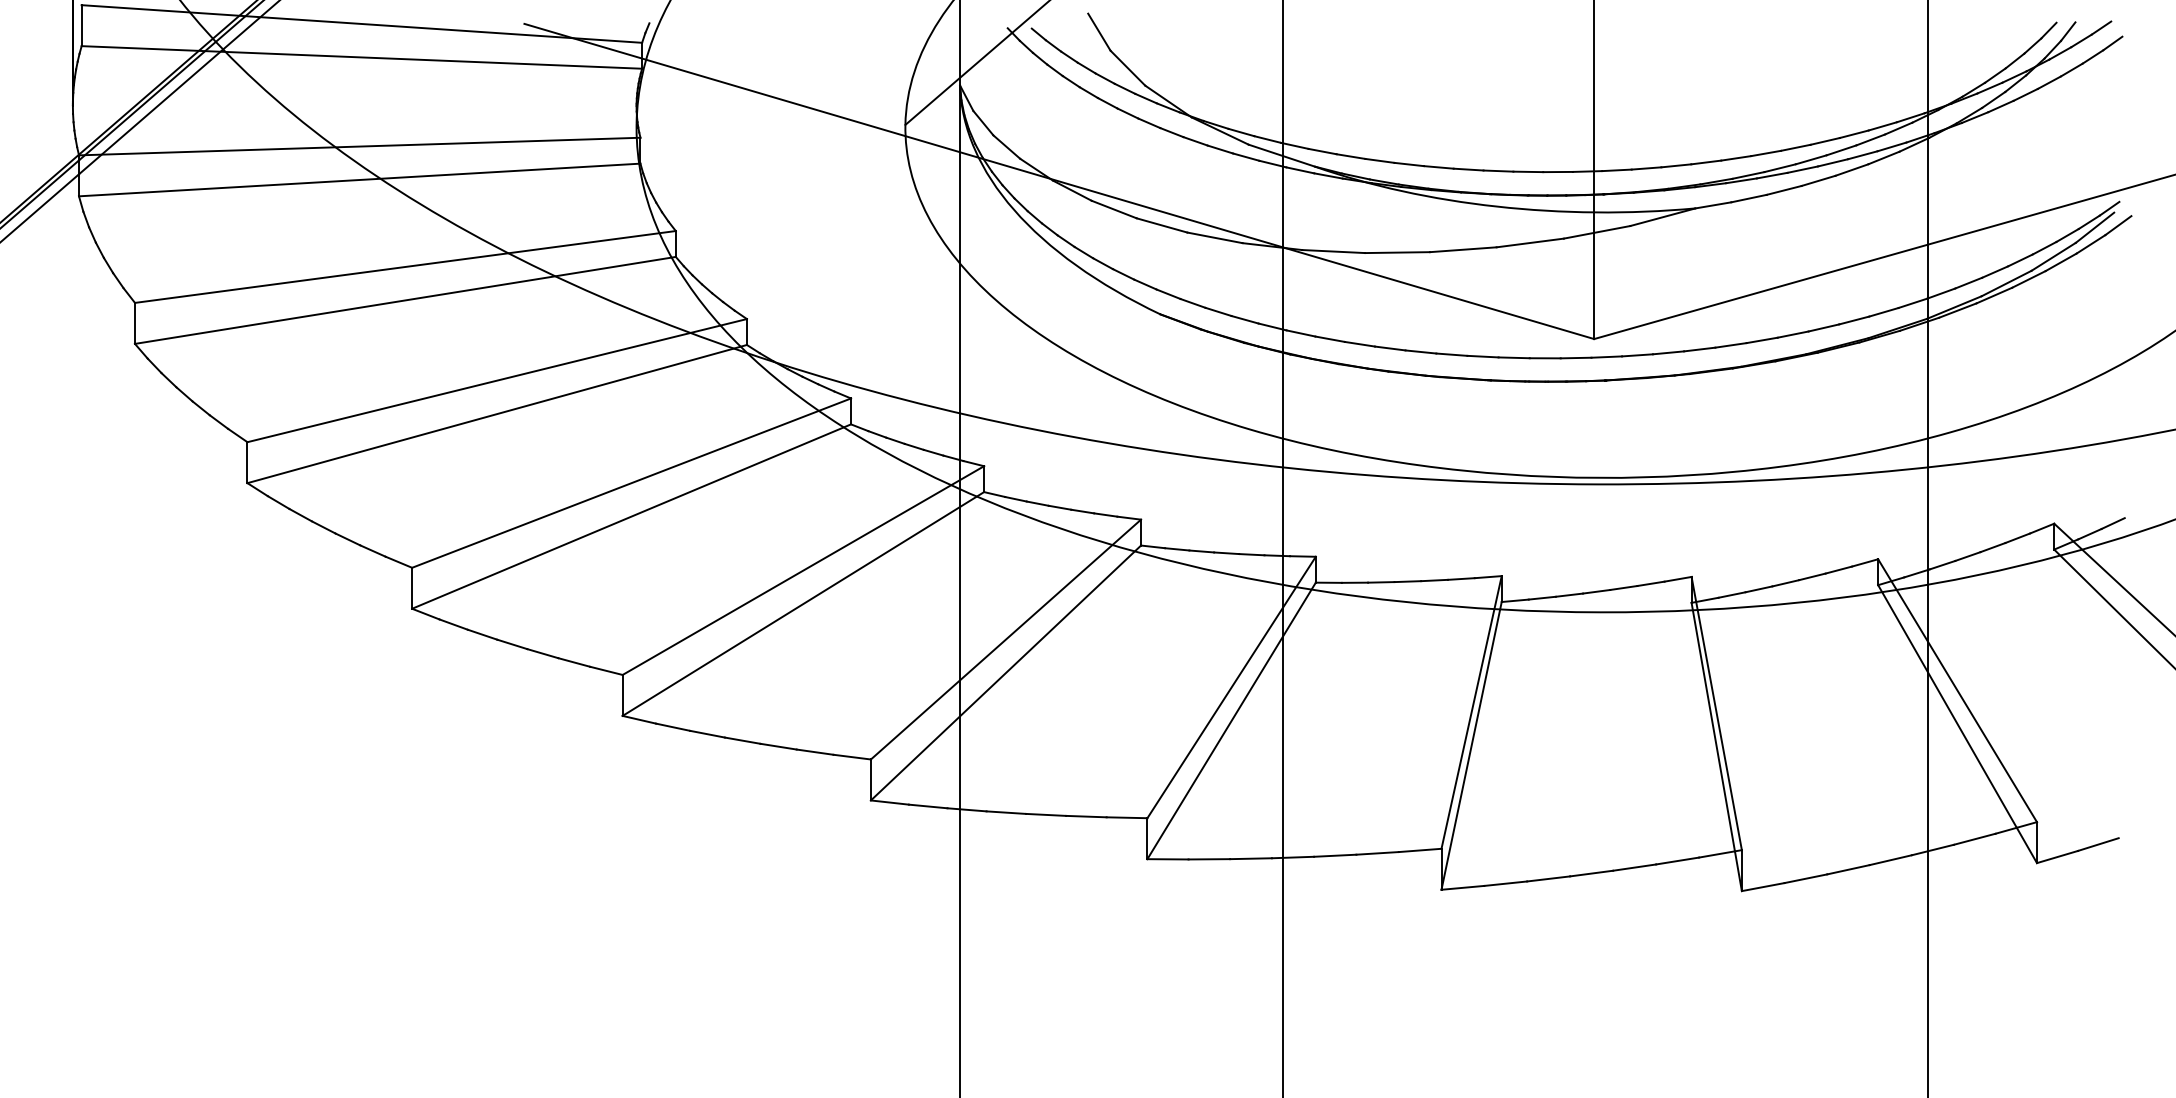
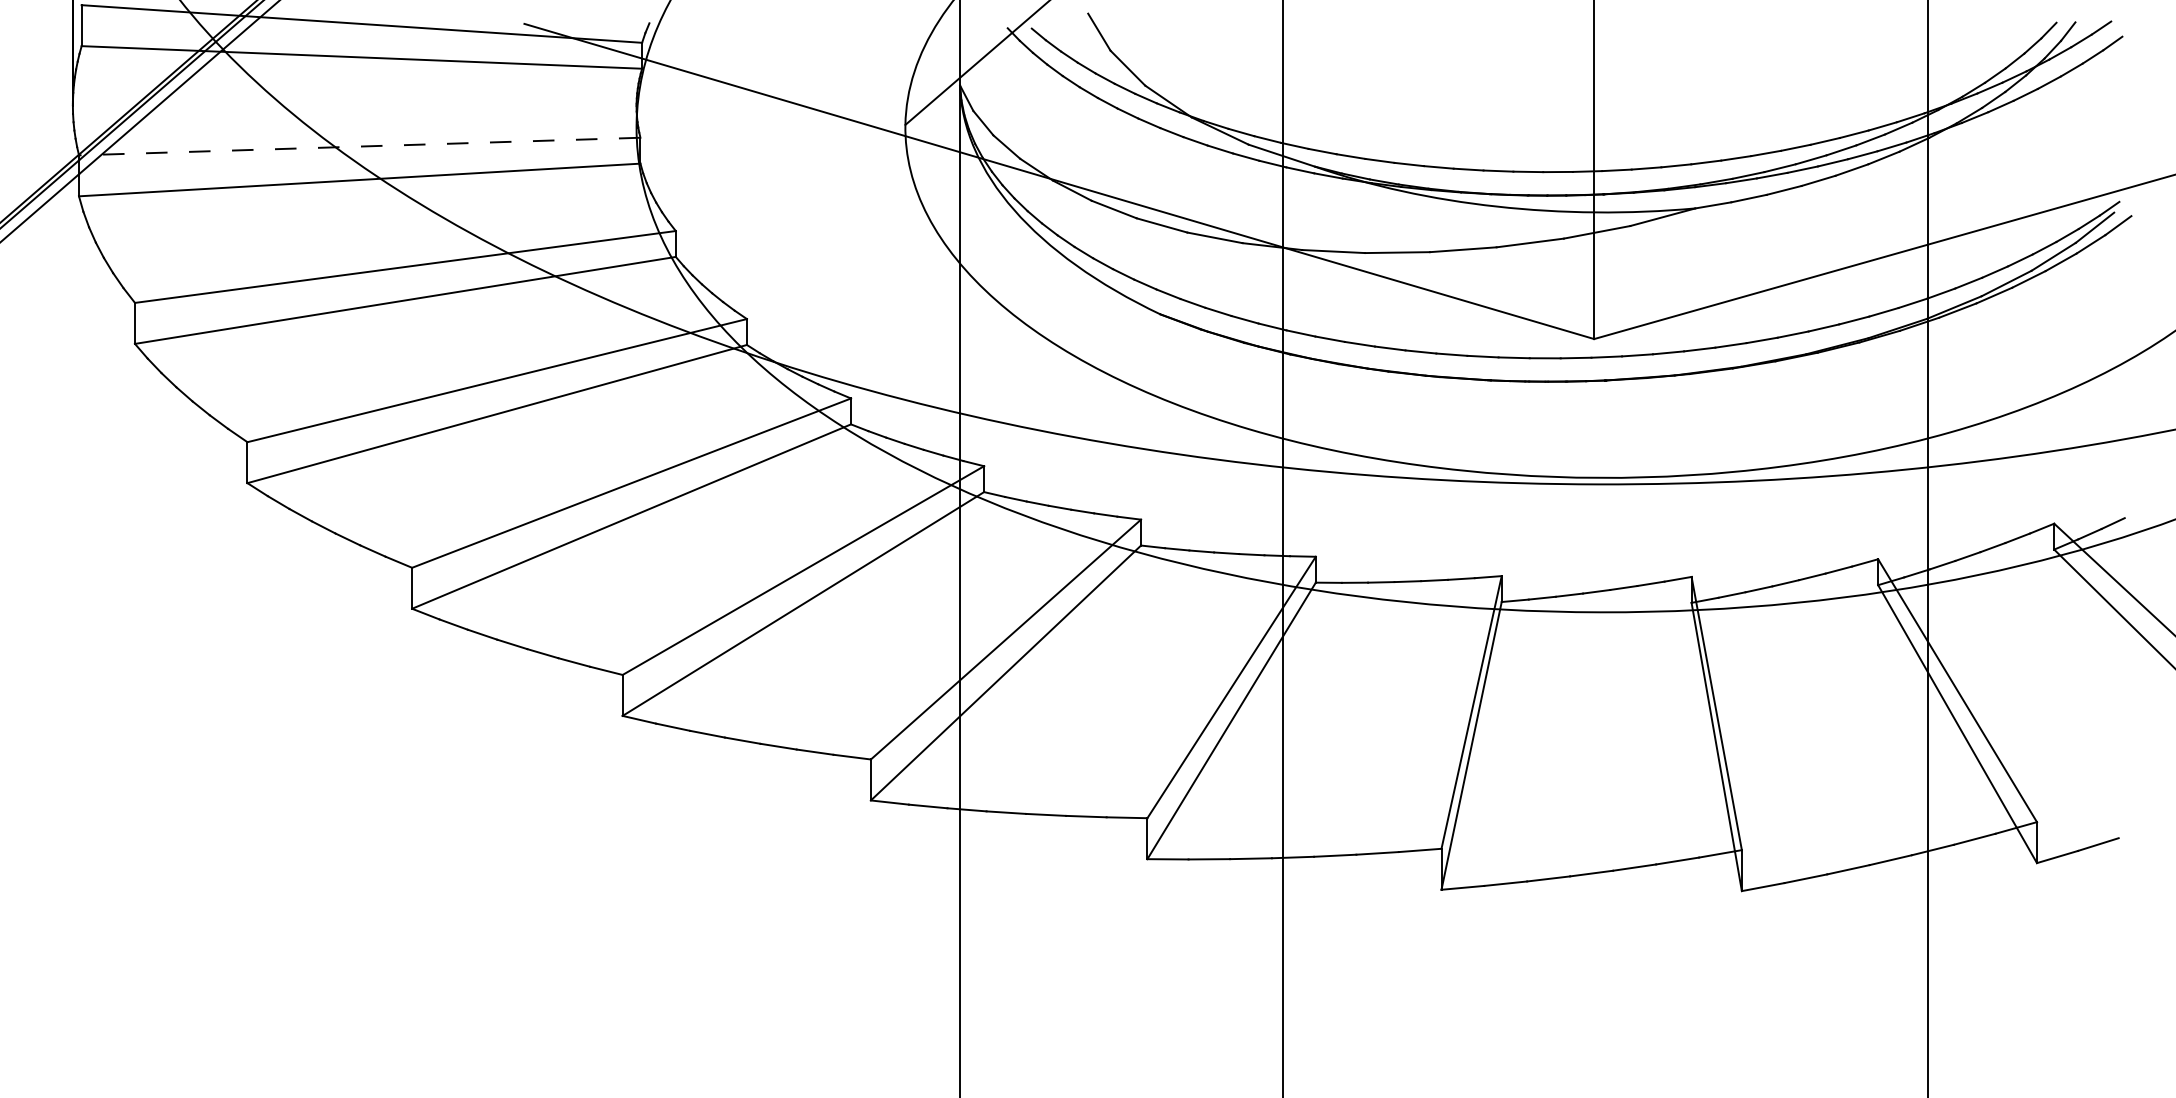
line: solid -> dashed (359, 146)
